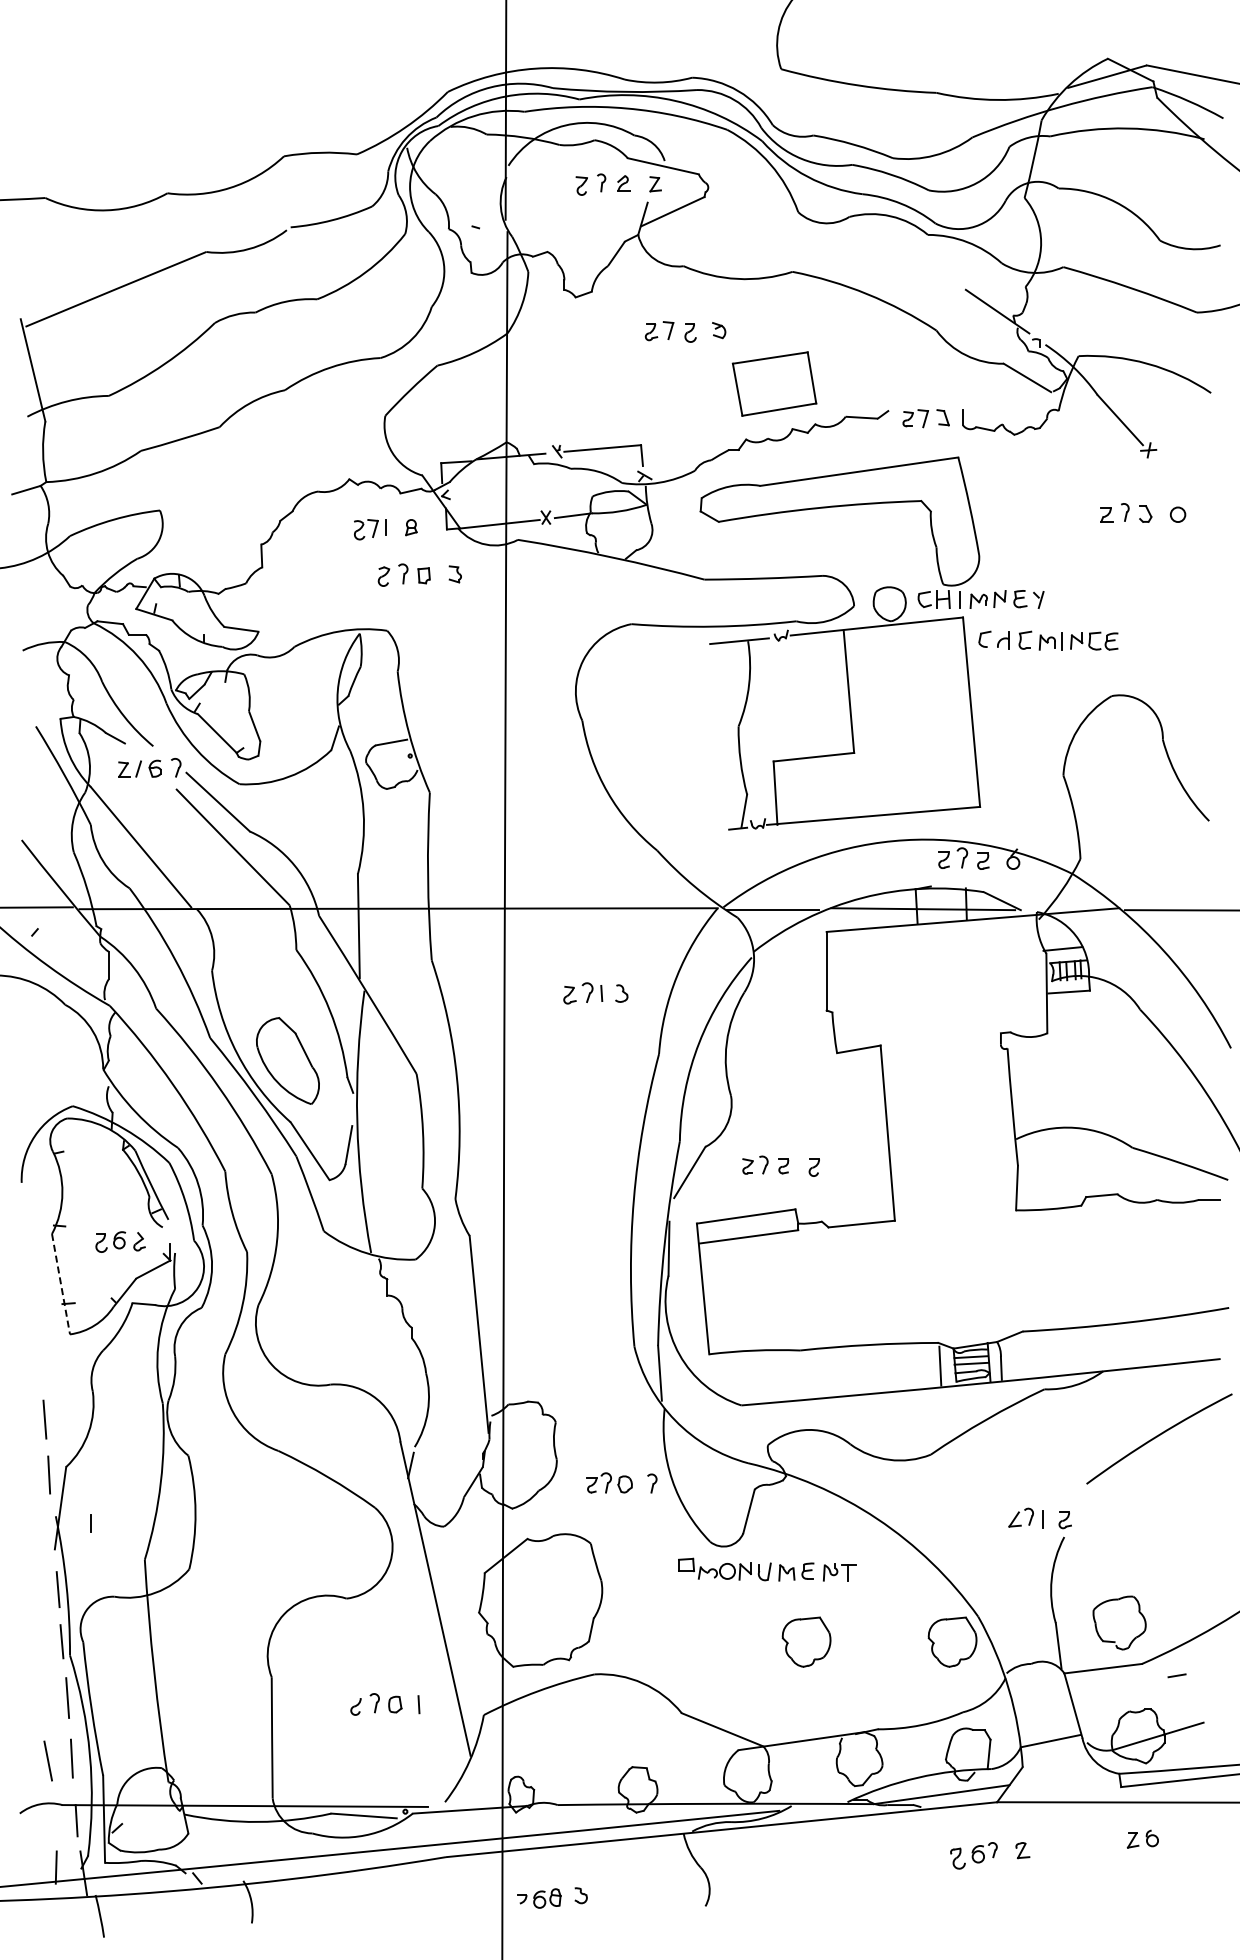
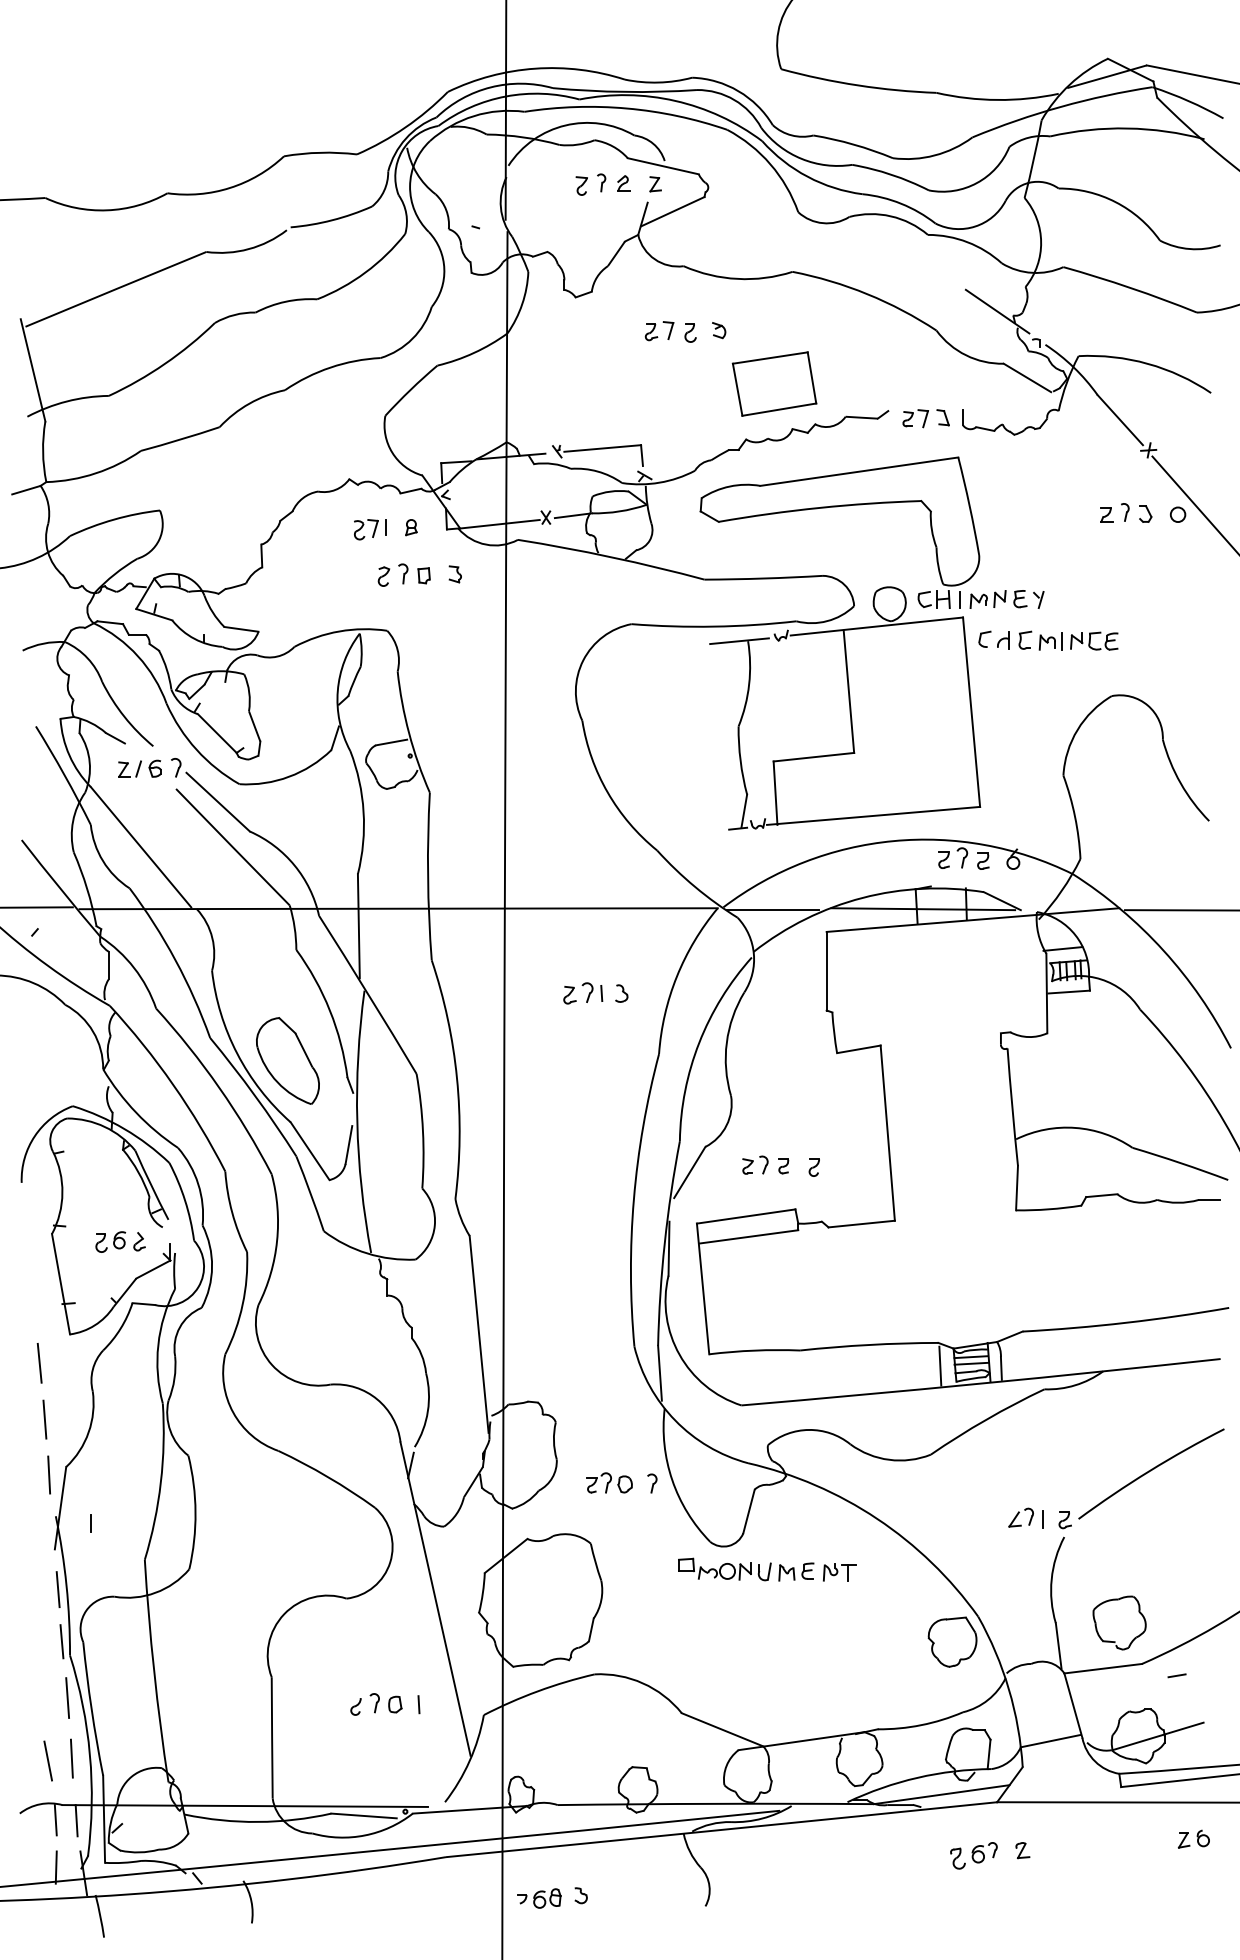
line: none -> present (1194, 503)
line: dashed -> solid (61, 1284)
line: none -> present (39, 1362)
arc position: (1159, 1436) -> (1151, 1471) (1151, 1471)
part: present -> none (806, 1641)
line: none -> present (55, 1820)
part position: (1142, 1838) -> (1193, 1838) (1193, 1838)
